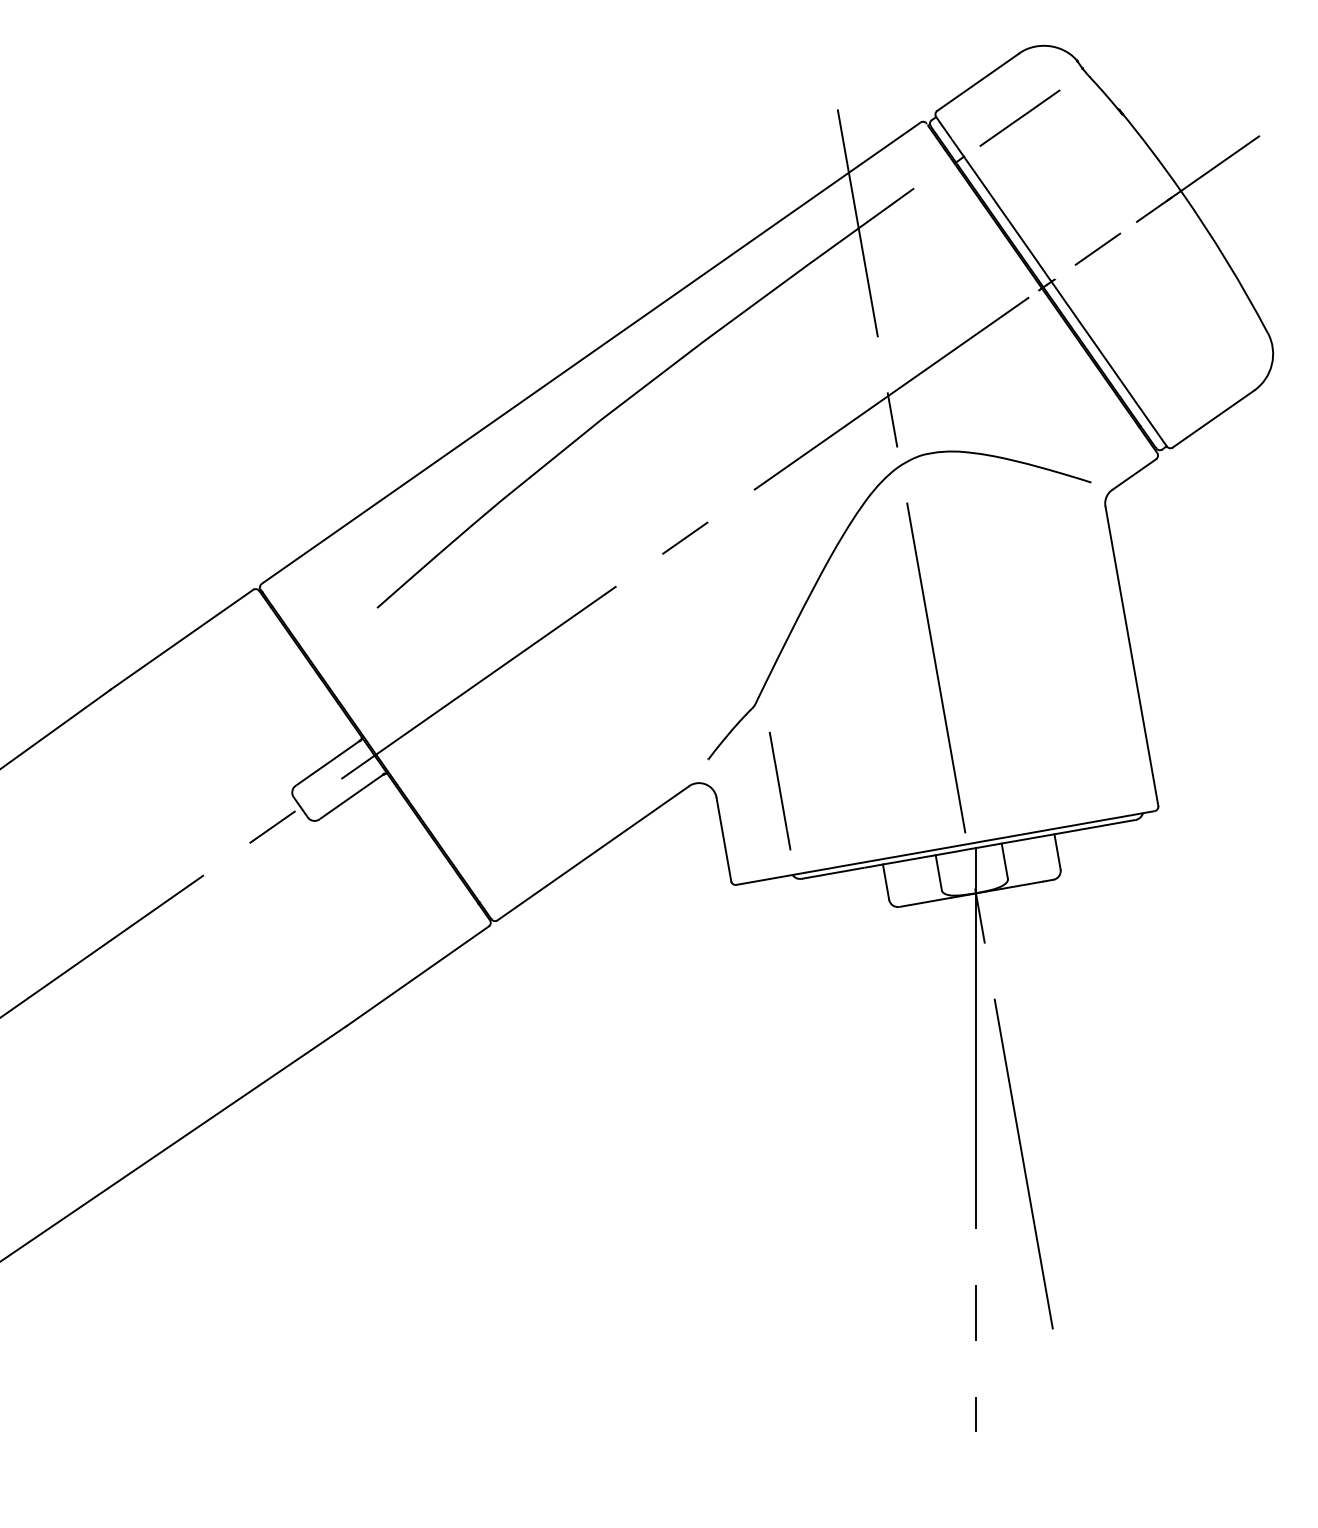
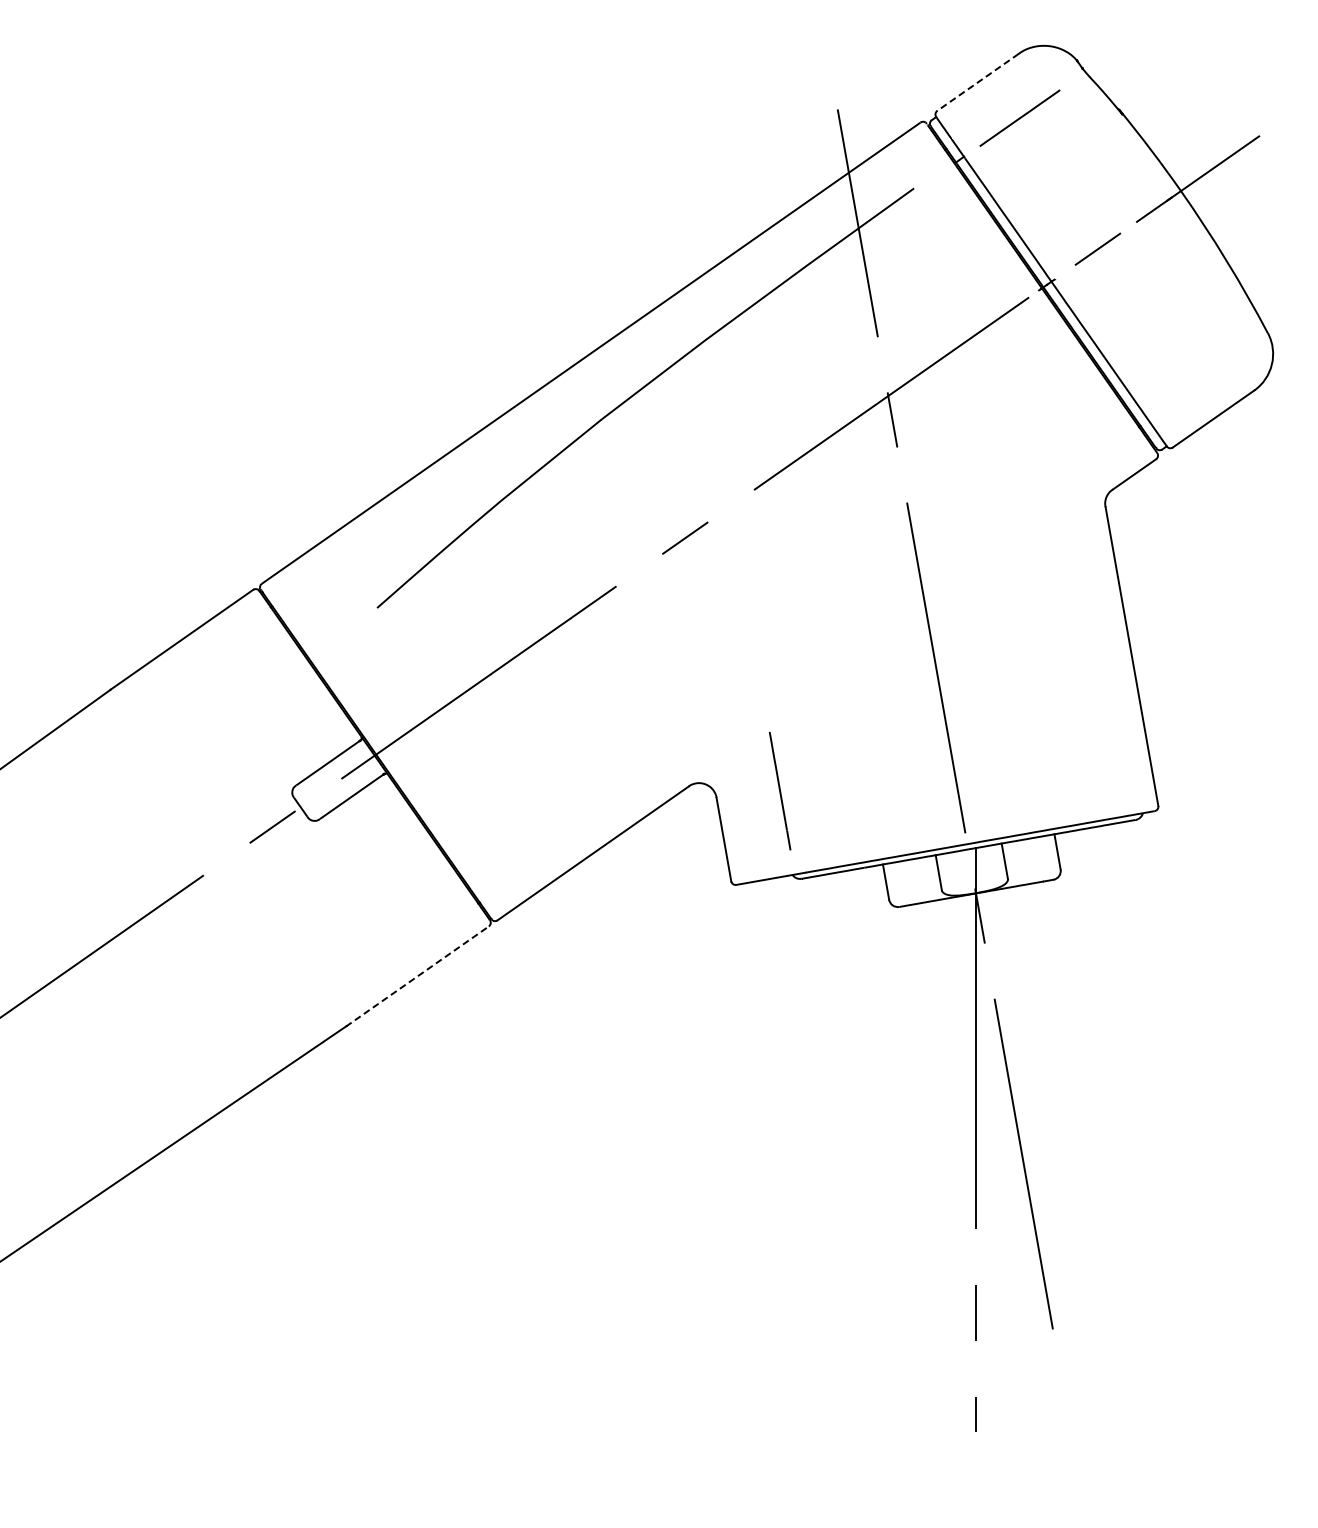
line: solid -> dashed (977, 82)
part: present -> none (829, 561)
line: solid -> dashed (417, 976)
